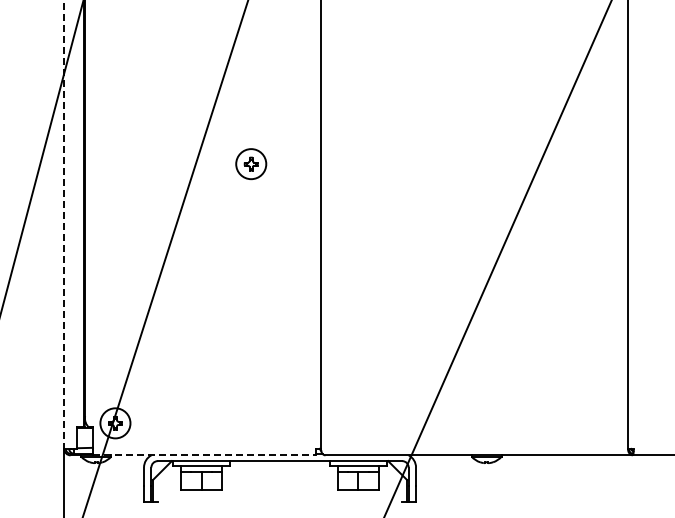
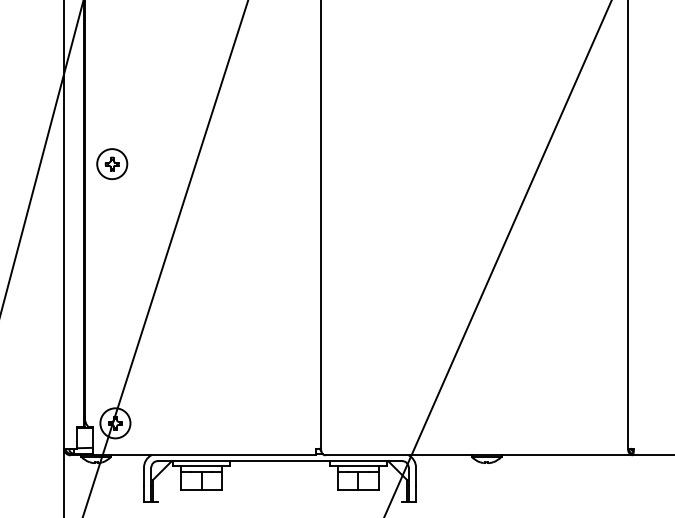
part position: (251, 164) -> (112, 164) (112, 164)
line: dashed -> solid (64, 225)
line: dashed -> solid (204, 455)
